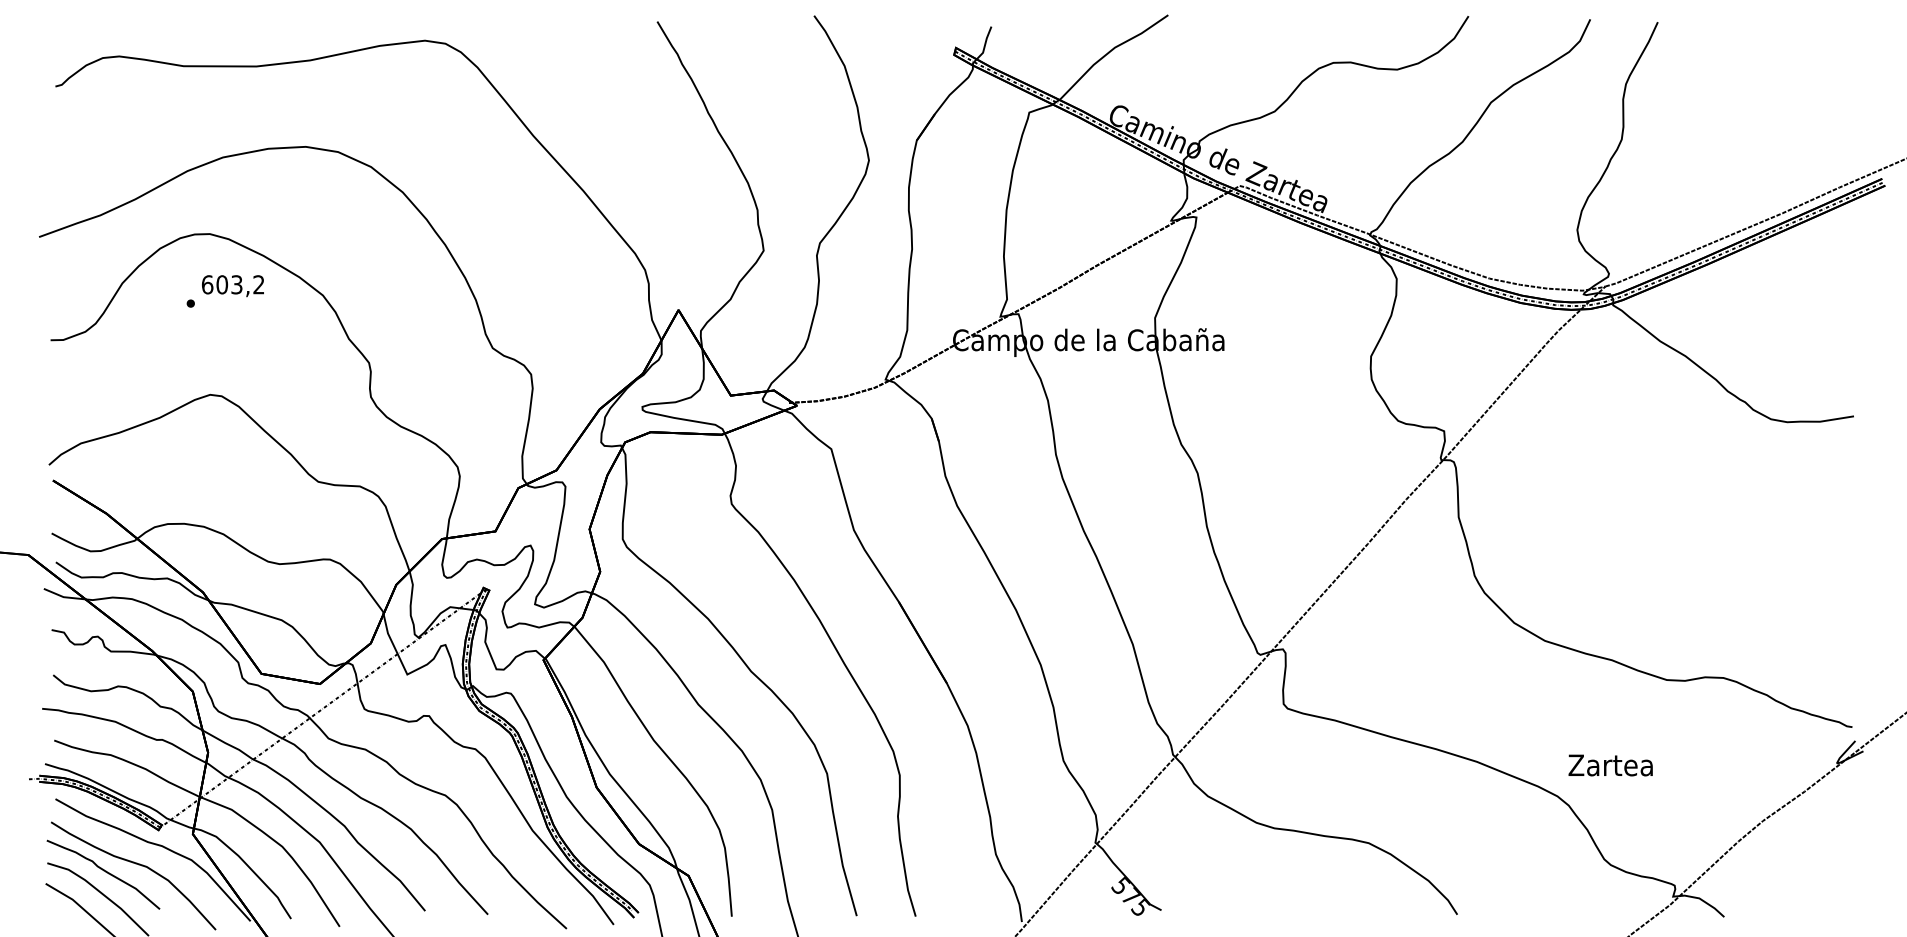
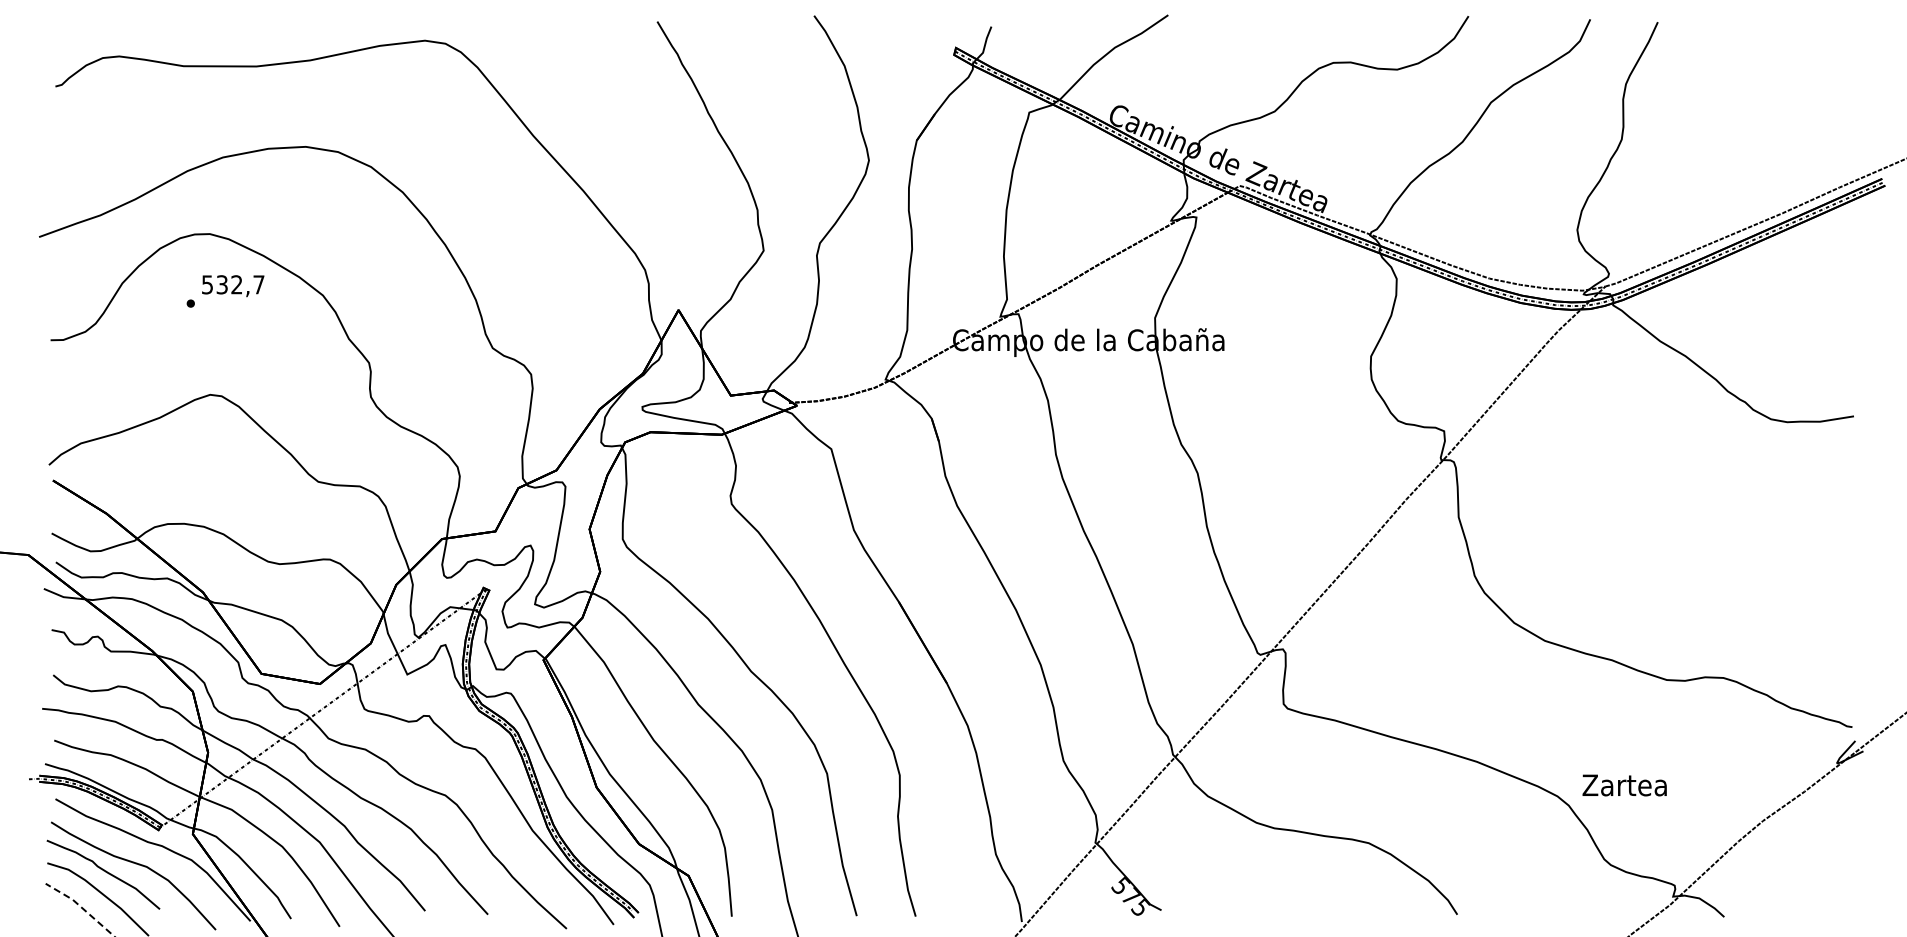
text: 603,2 -> 532,7 (233, 284)
text position: (1610, 765) -> (1624, 785) (1624, 785)
line: solid -> dashed (80, 906)
